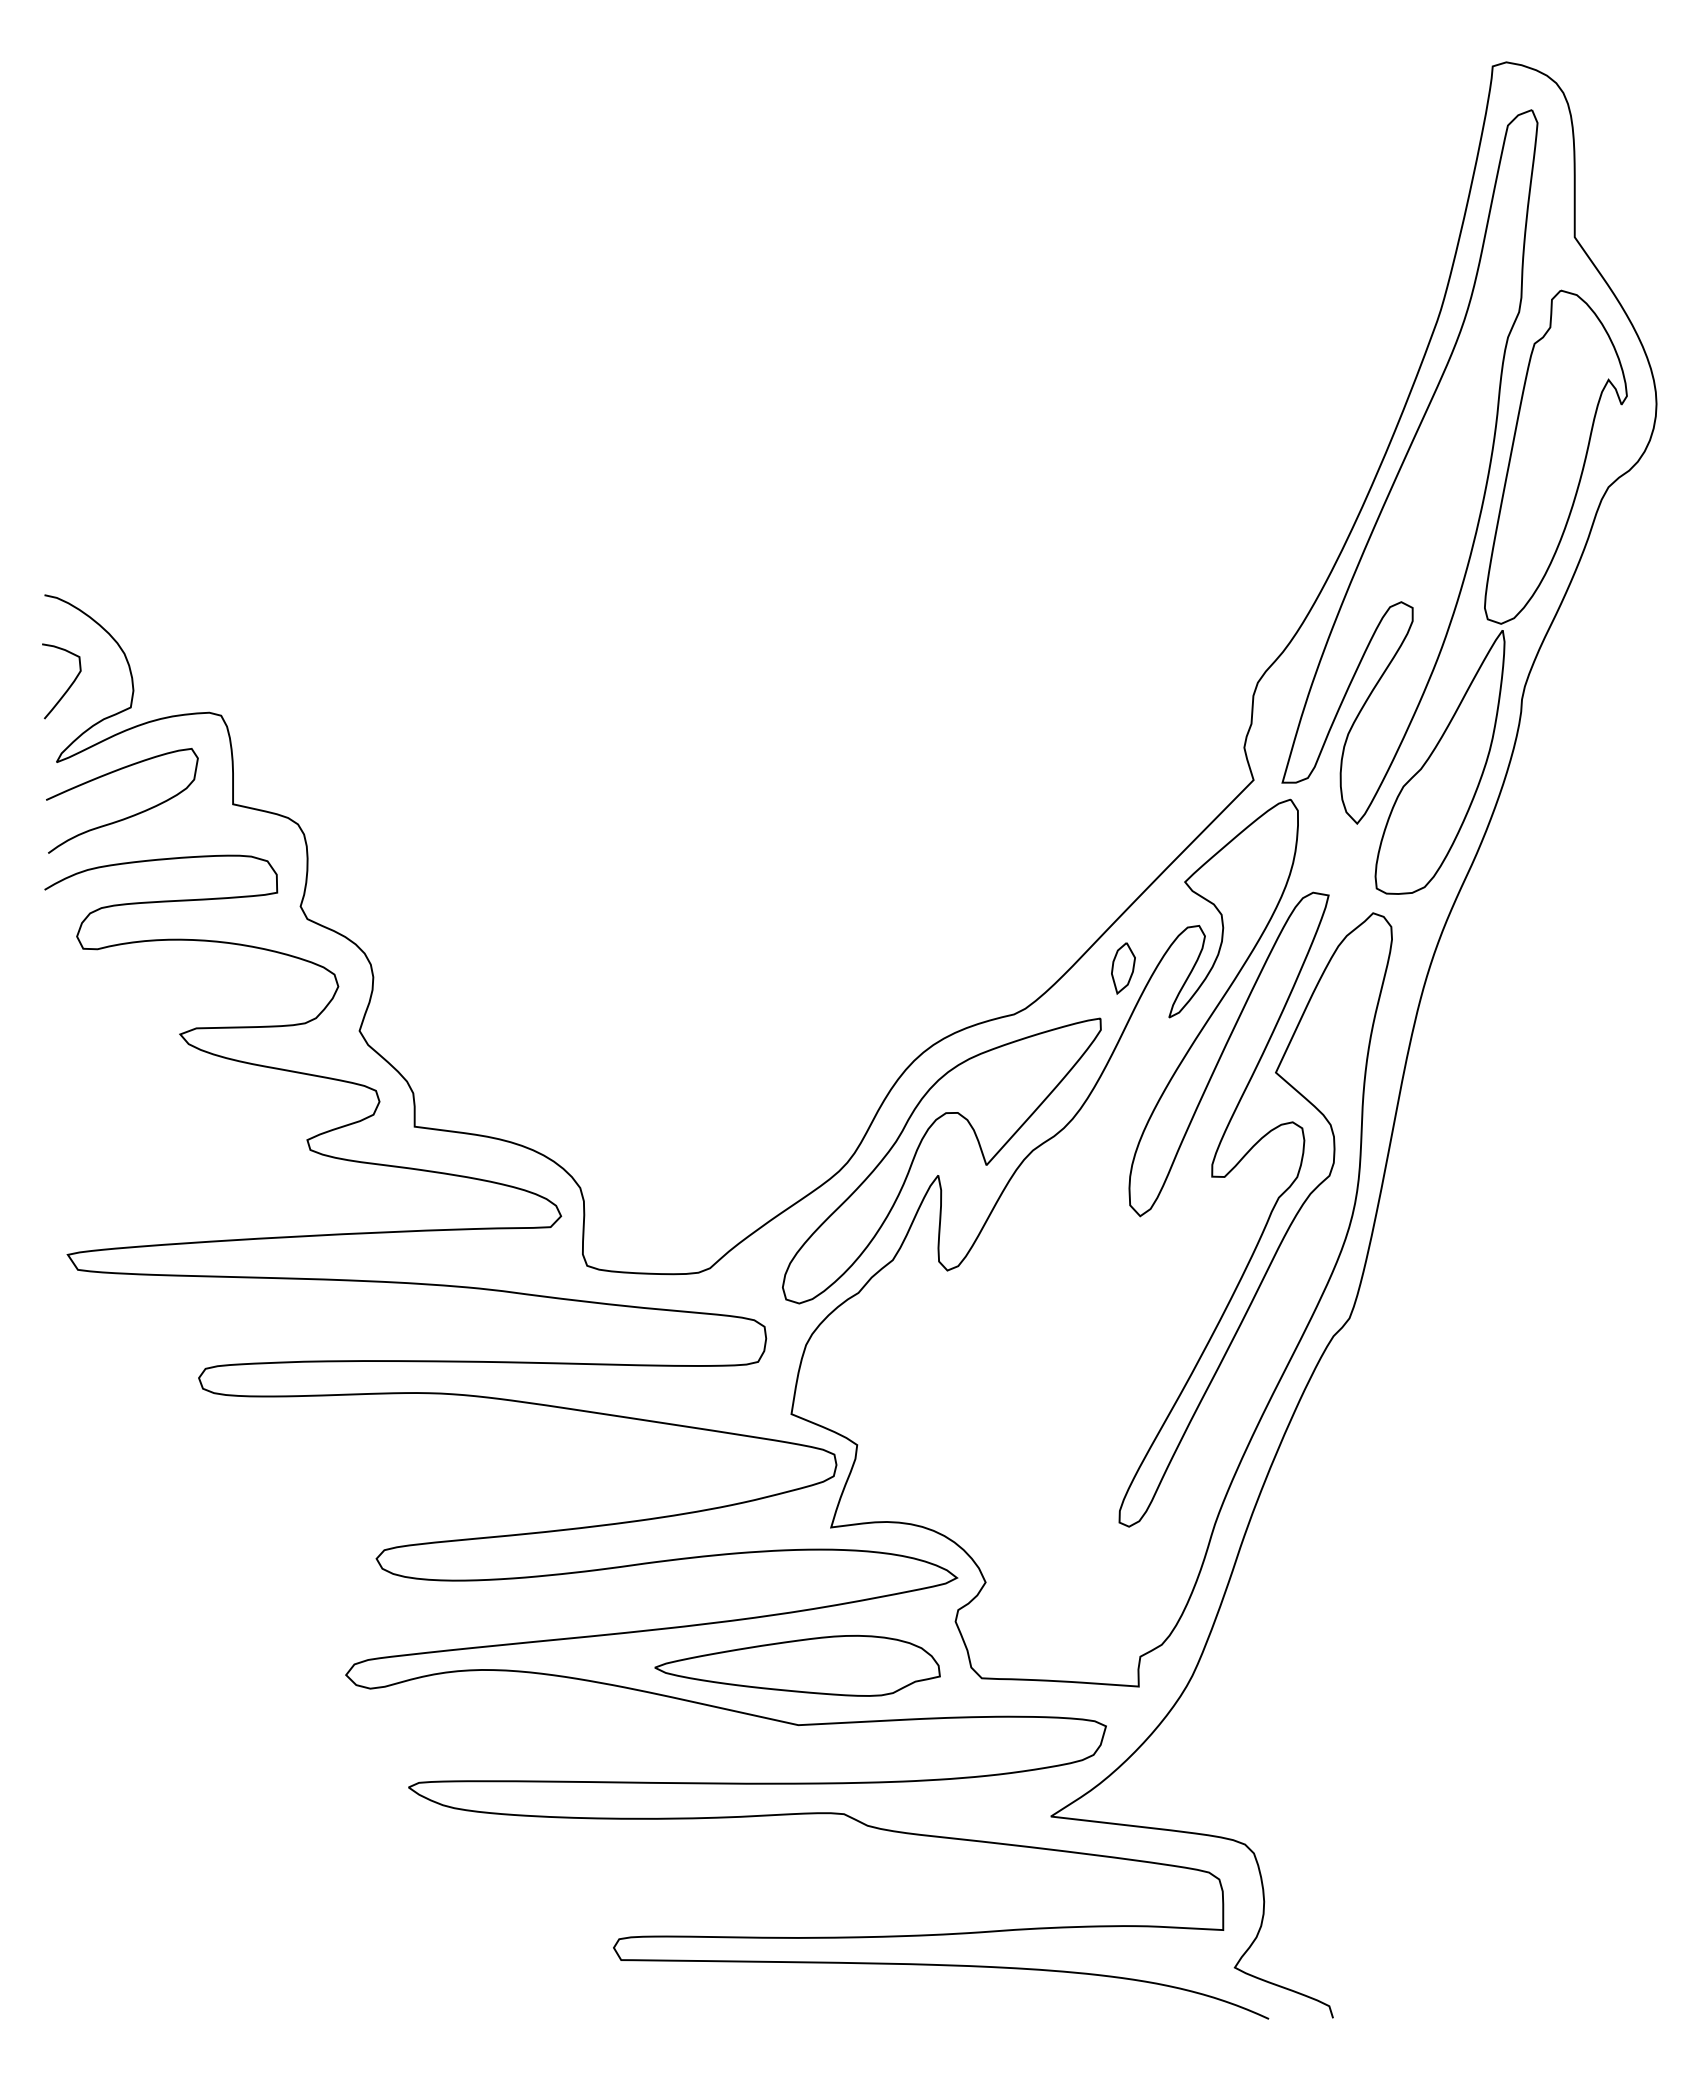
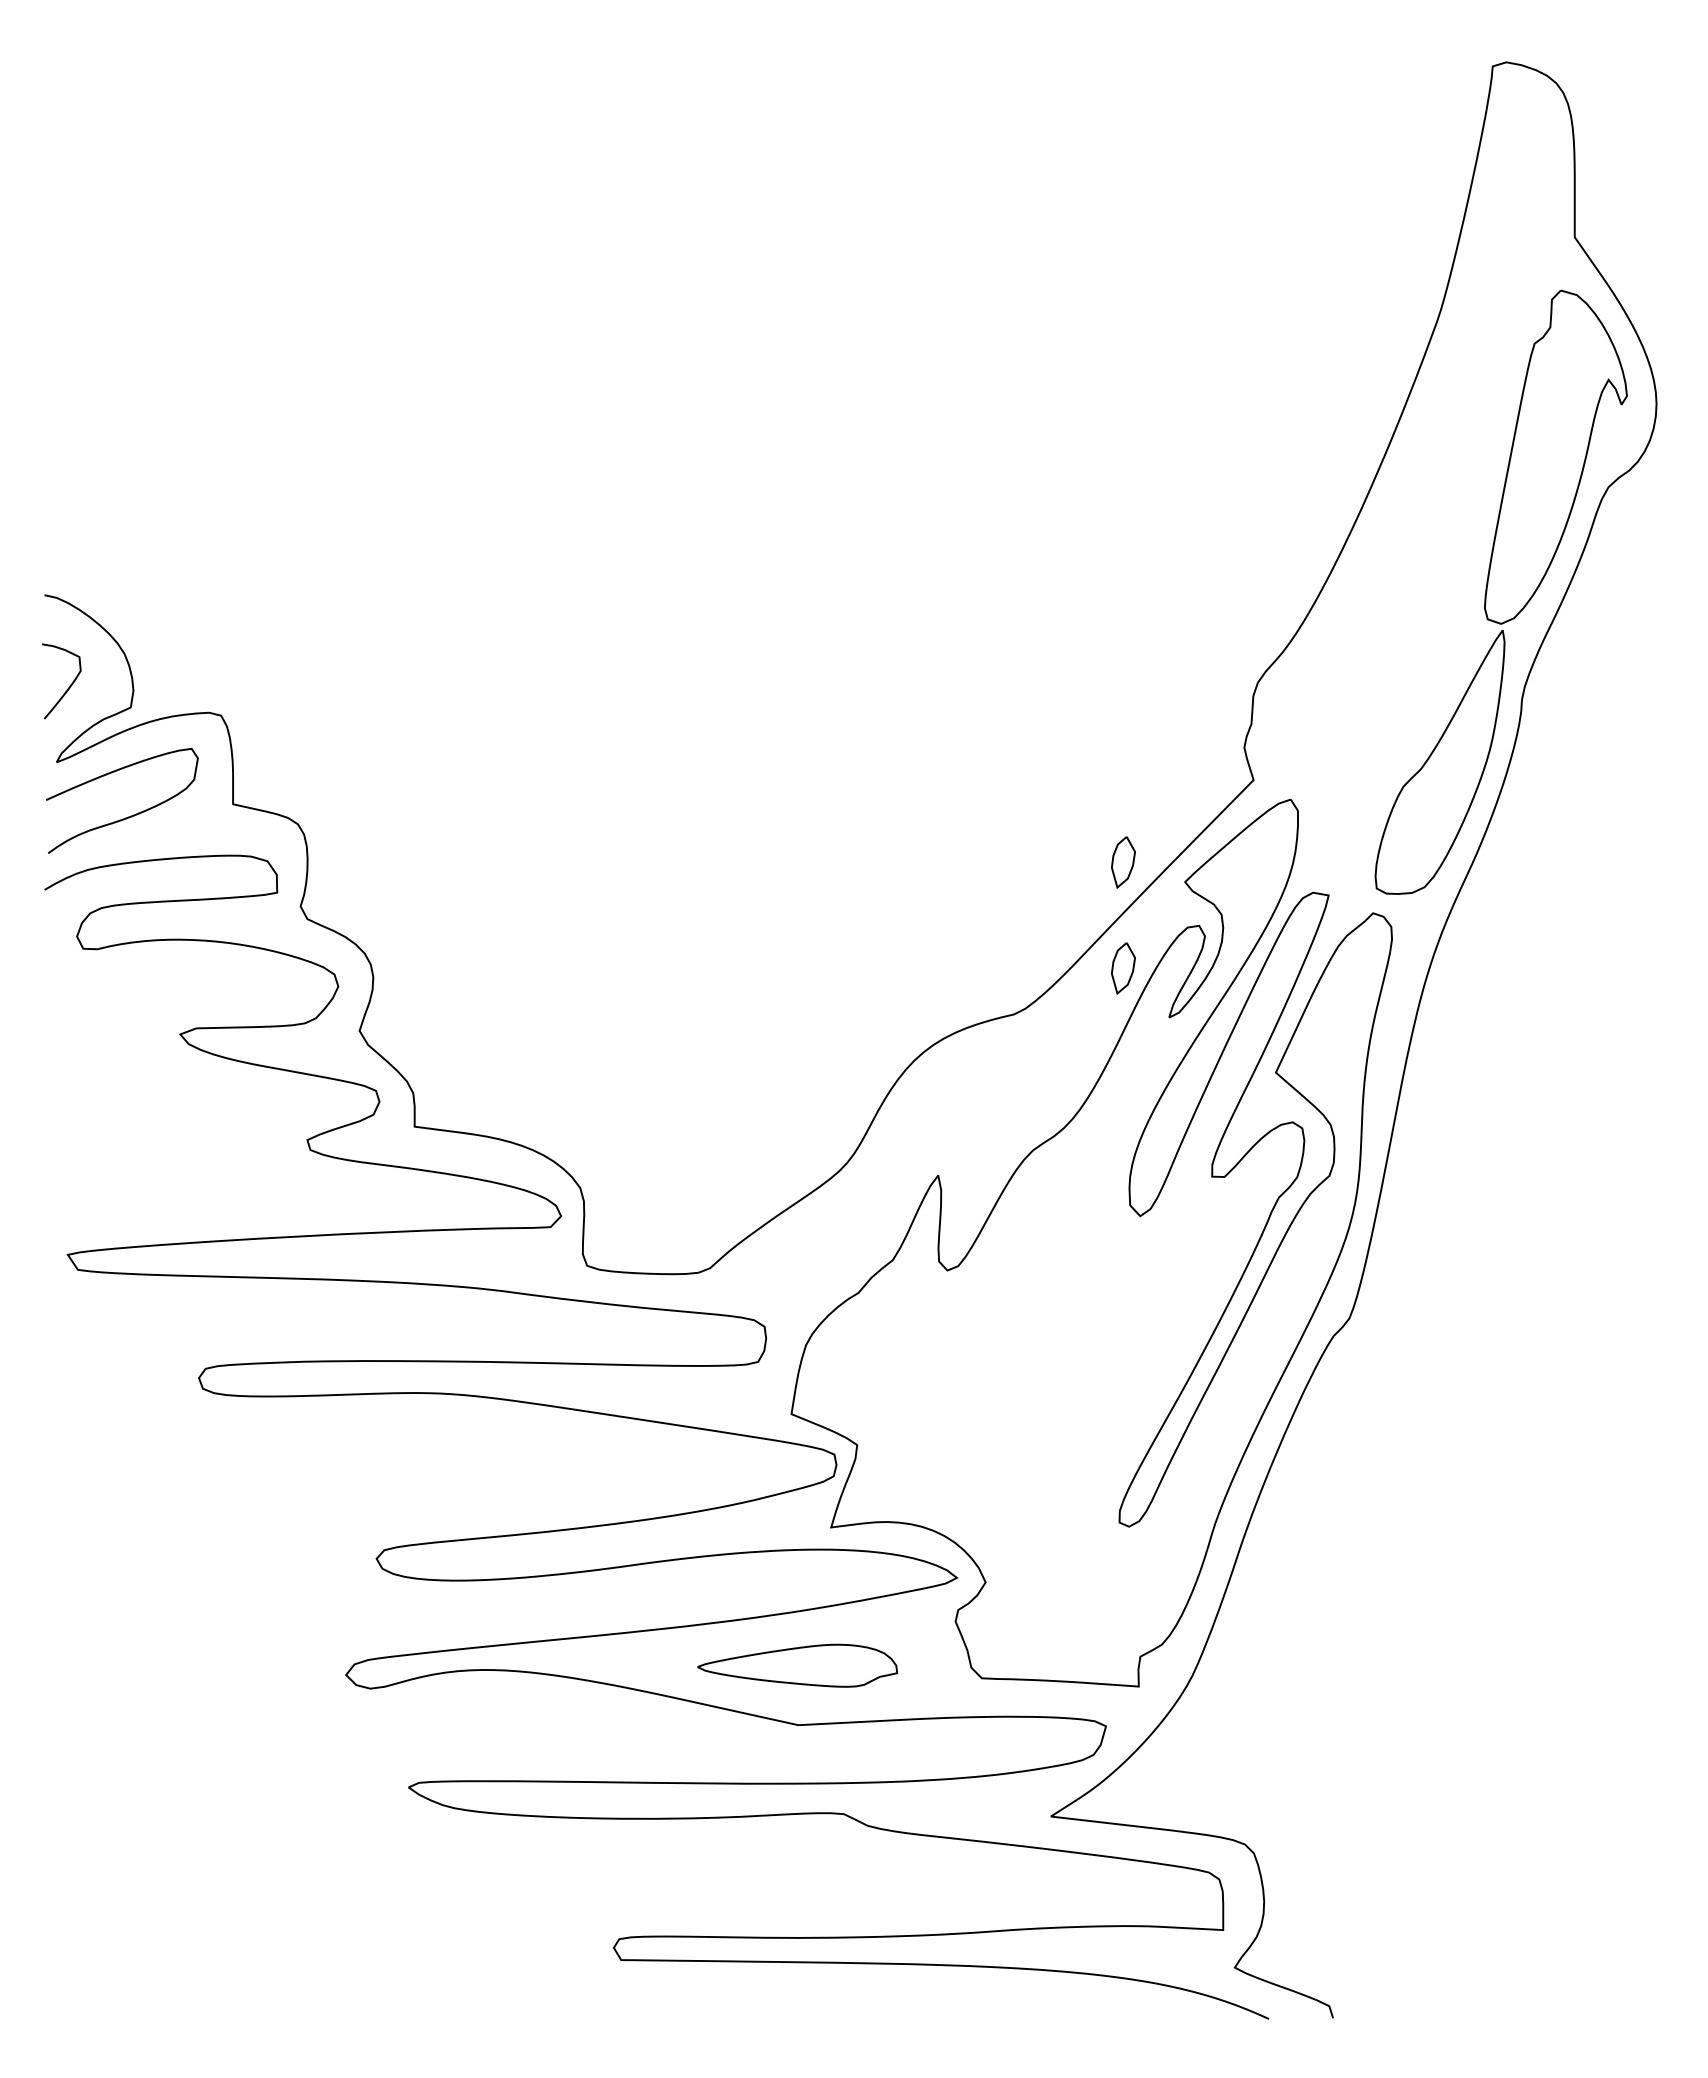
part: present -> none (1409, 466)
part: none -> present (1123, 862)
part: present -> none (917, 1152)
part size: 287x63 px -> 202x45 px (797, 1665)
